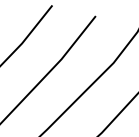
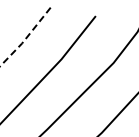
line: solid -> dashed (27, 37)
